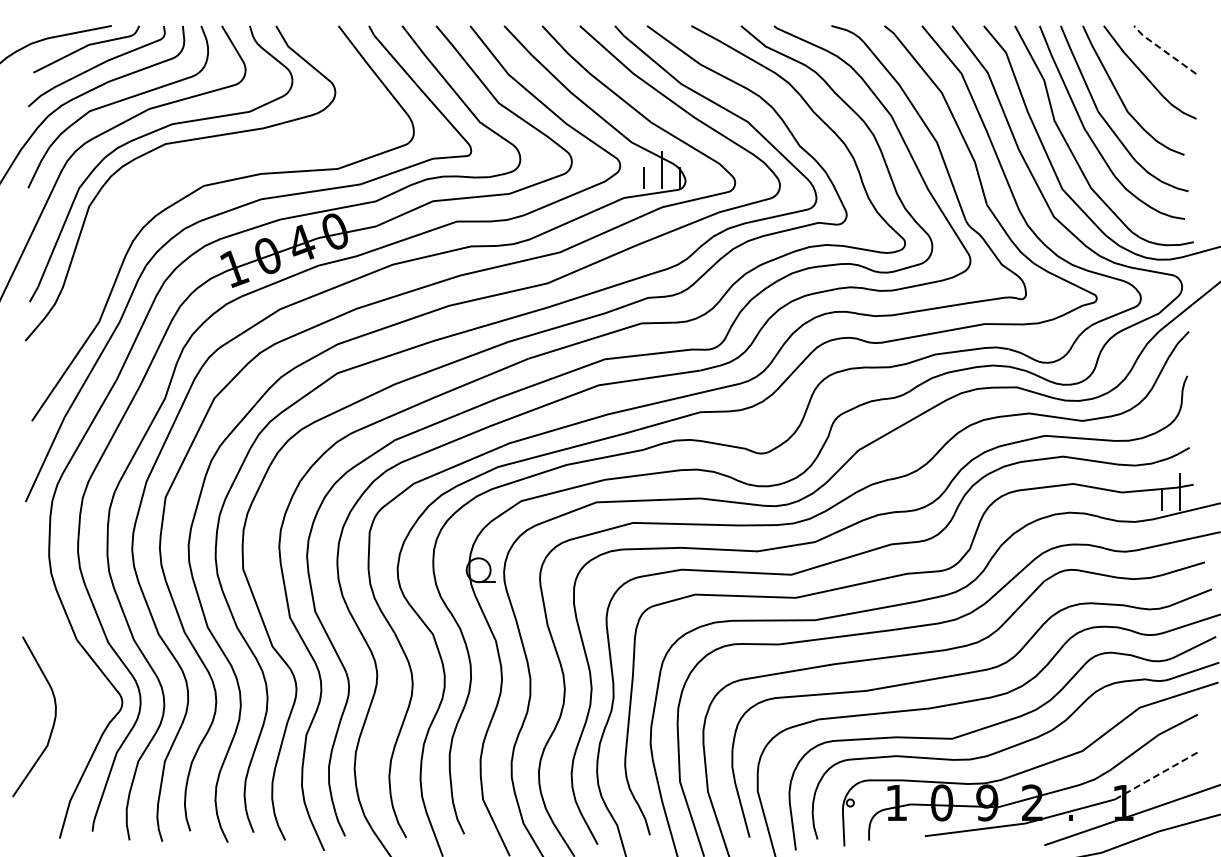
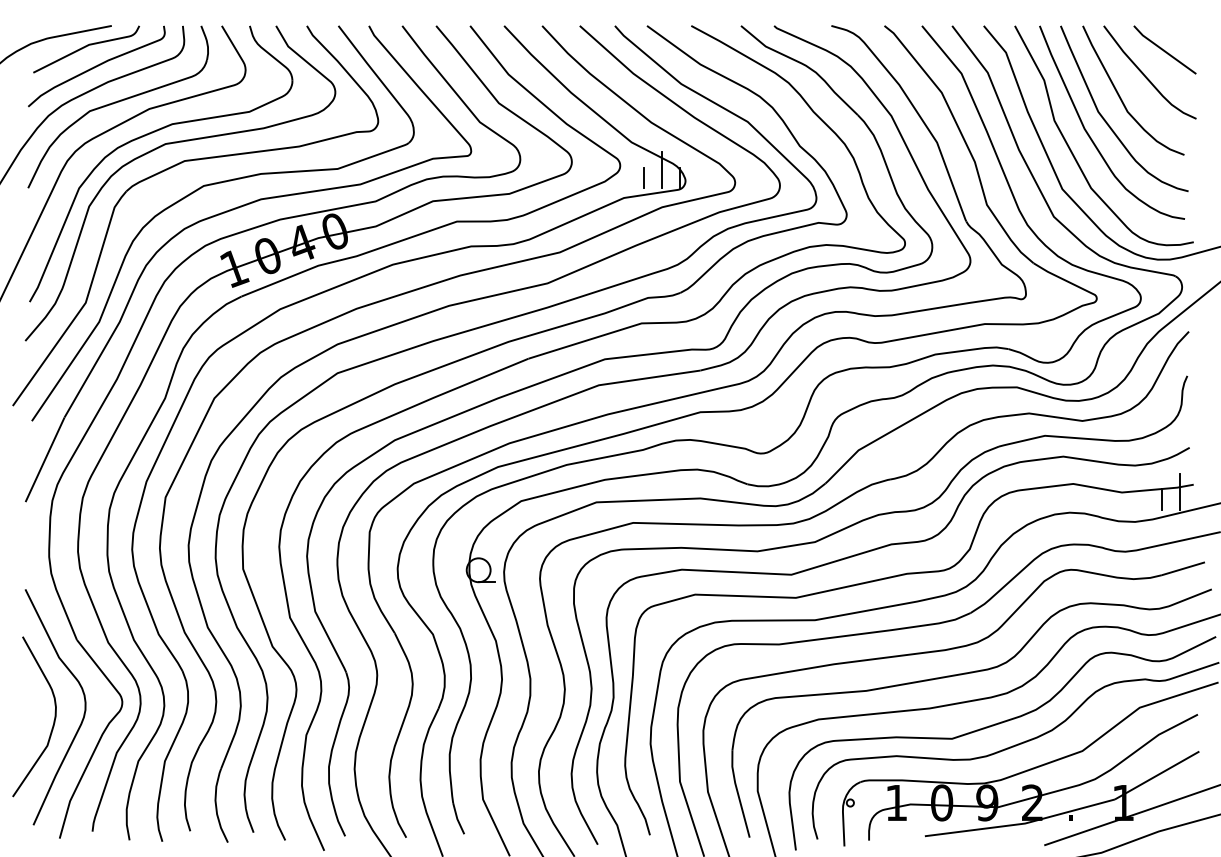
line: dashed -> solid (1163, 50)
part: none -> present (171, 168)
curve: none -> present (83, 713)
line: dashed -> solid (1157, 775)
